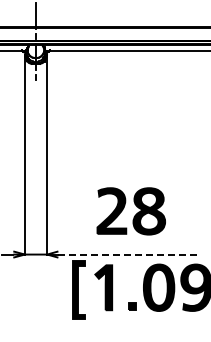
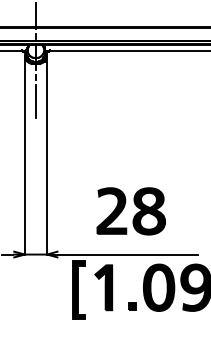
line: none -> present (36, 101)
line: dashed -> solid (128, 254)
